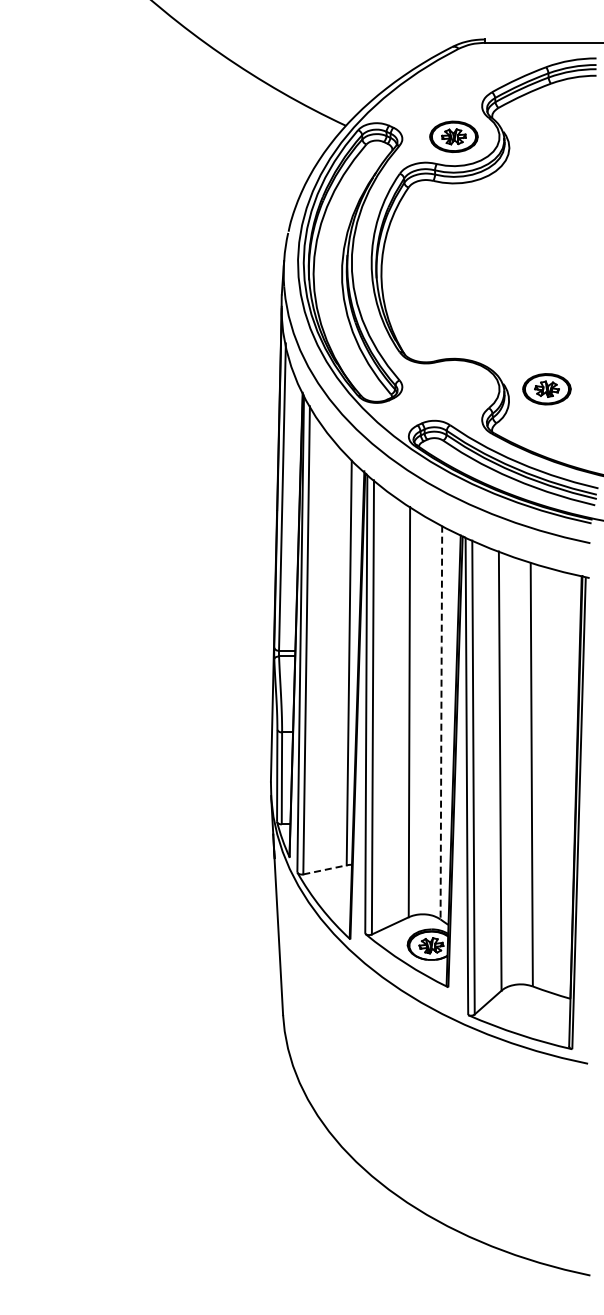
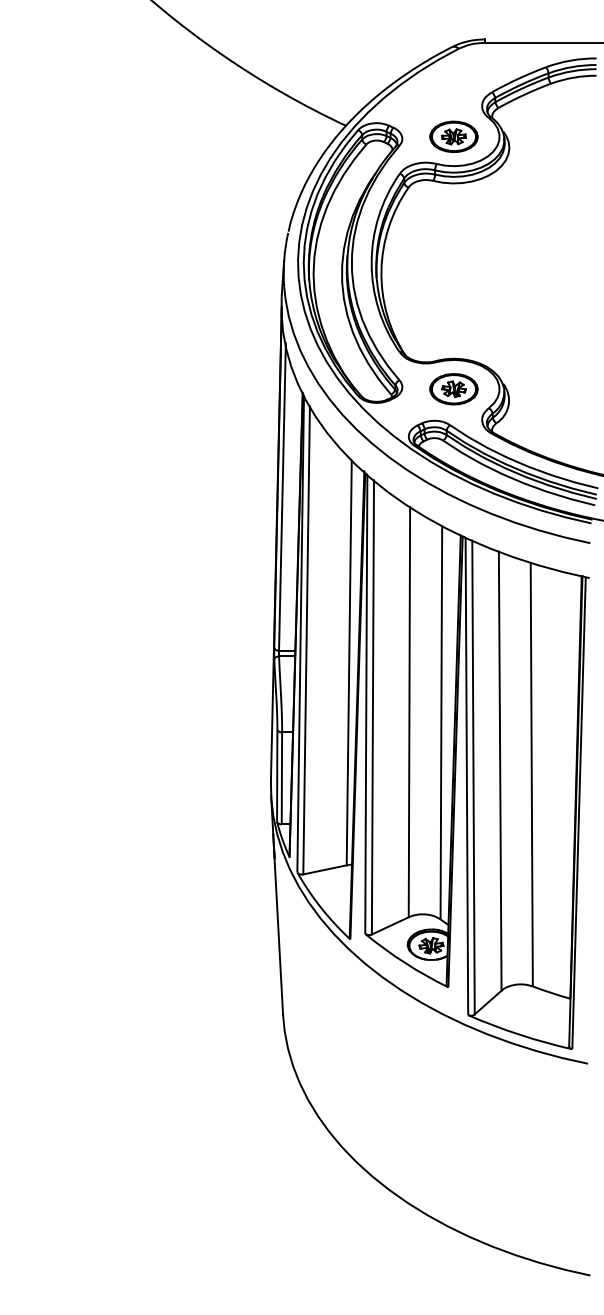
part position: (546, 389) -> (453, 389) (453, 389)
line: dashed -> solid (441, 722)
line: dashed -> solid (325, 869)
